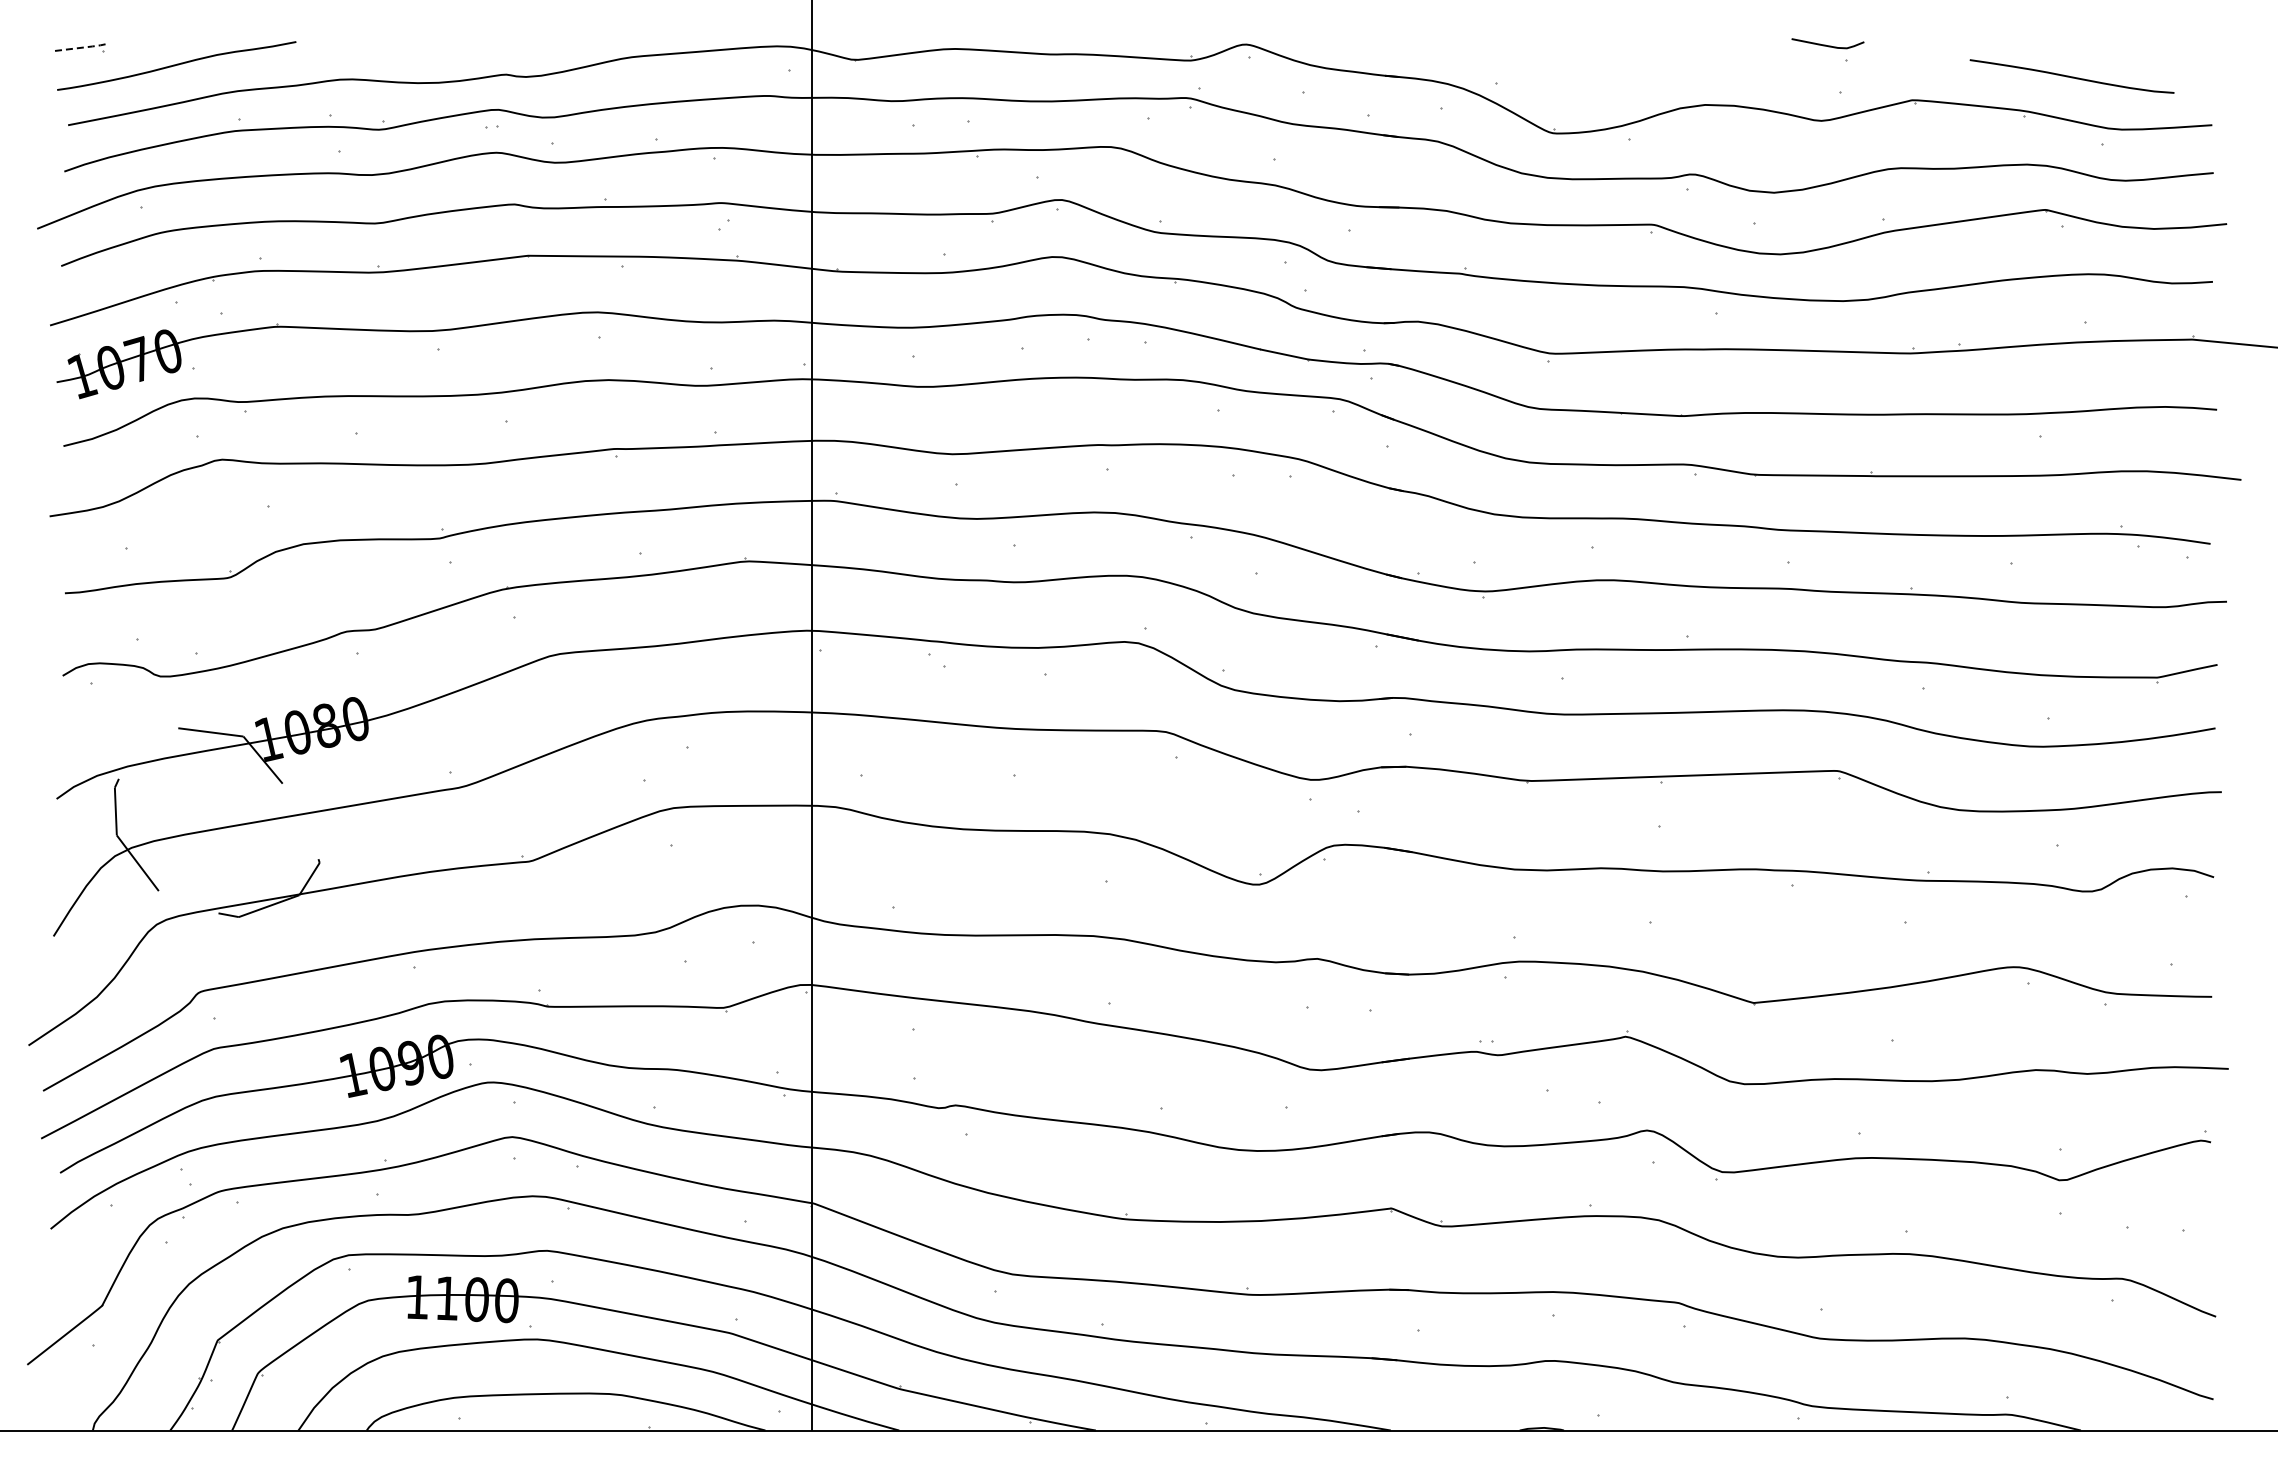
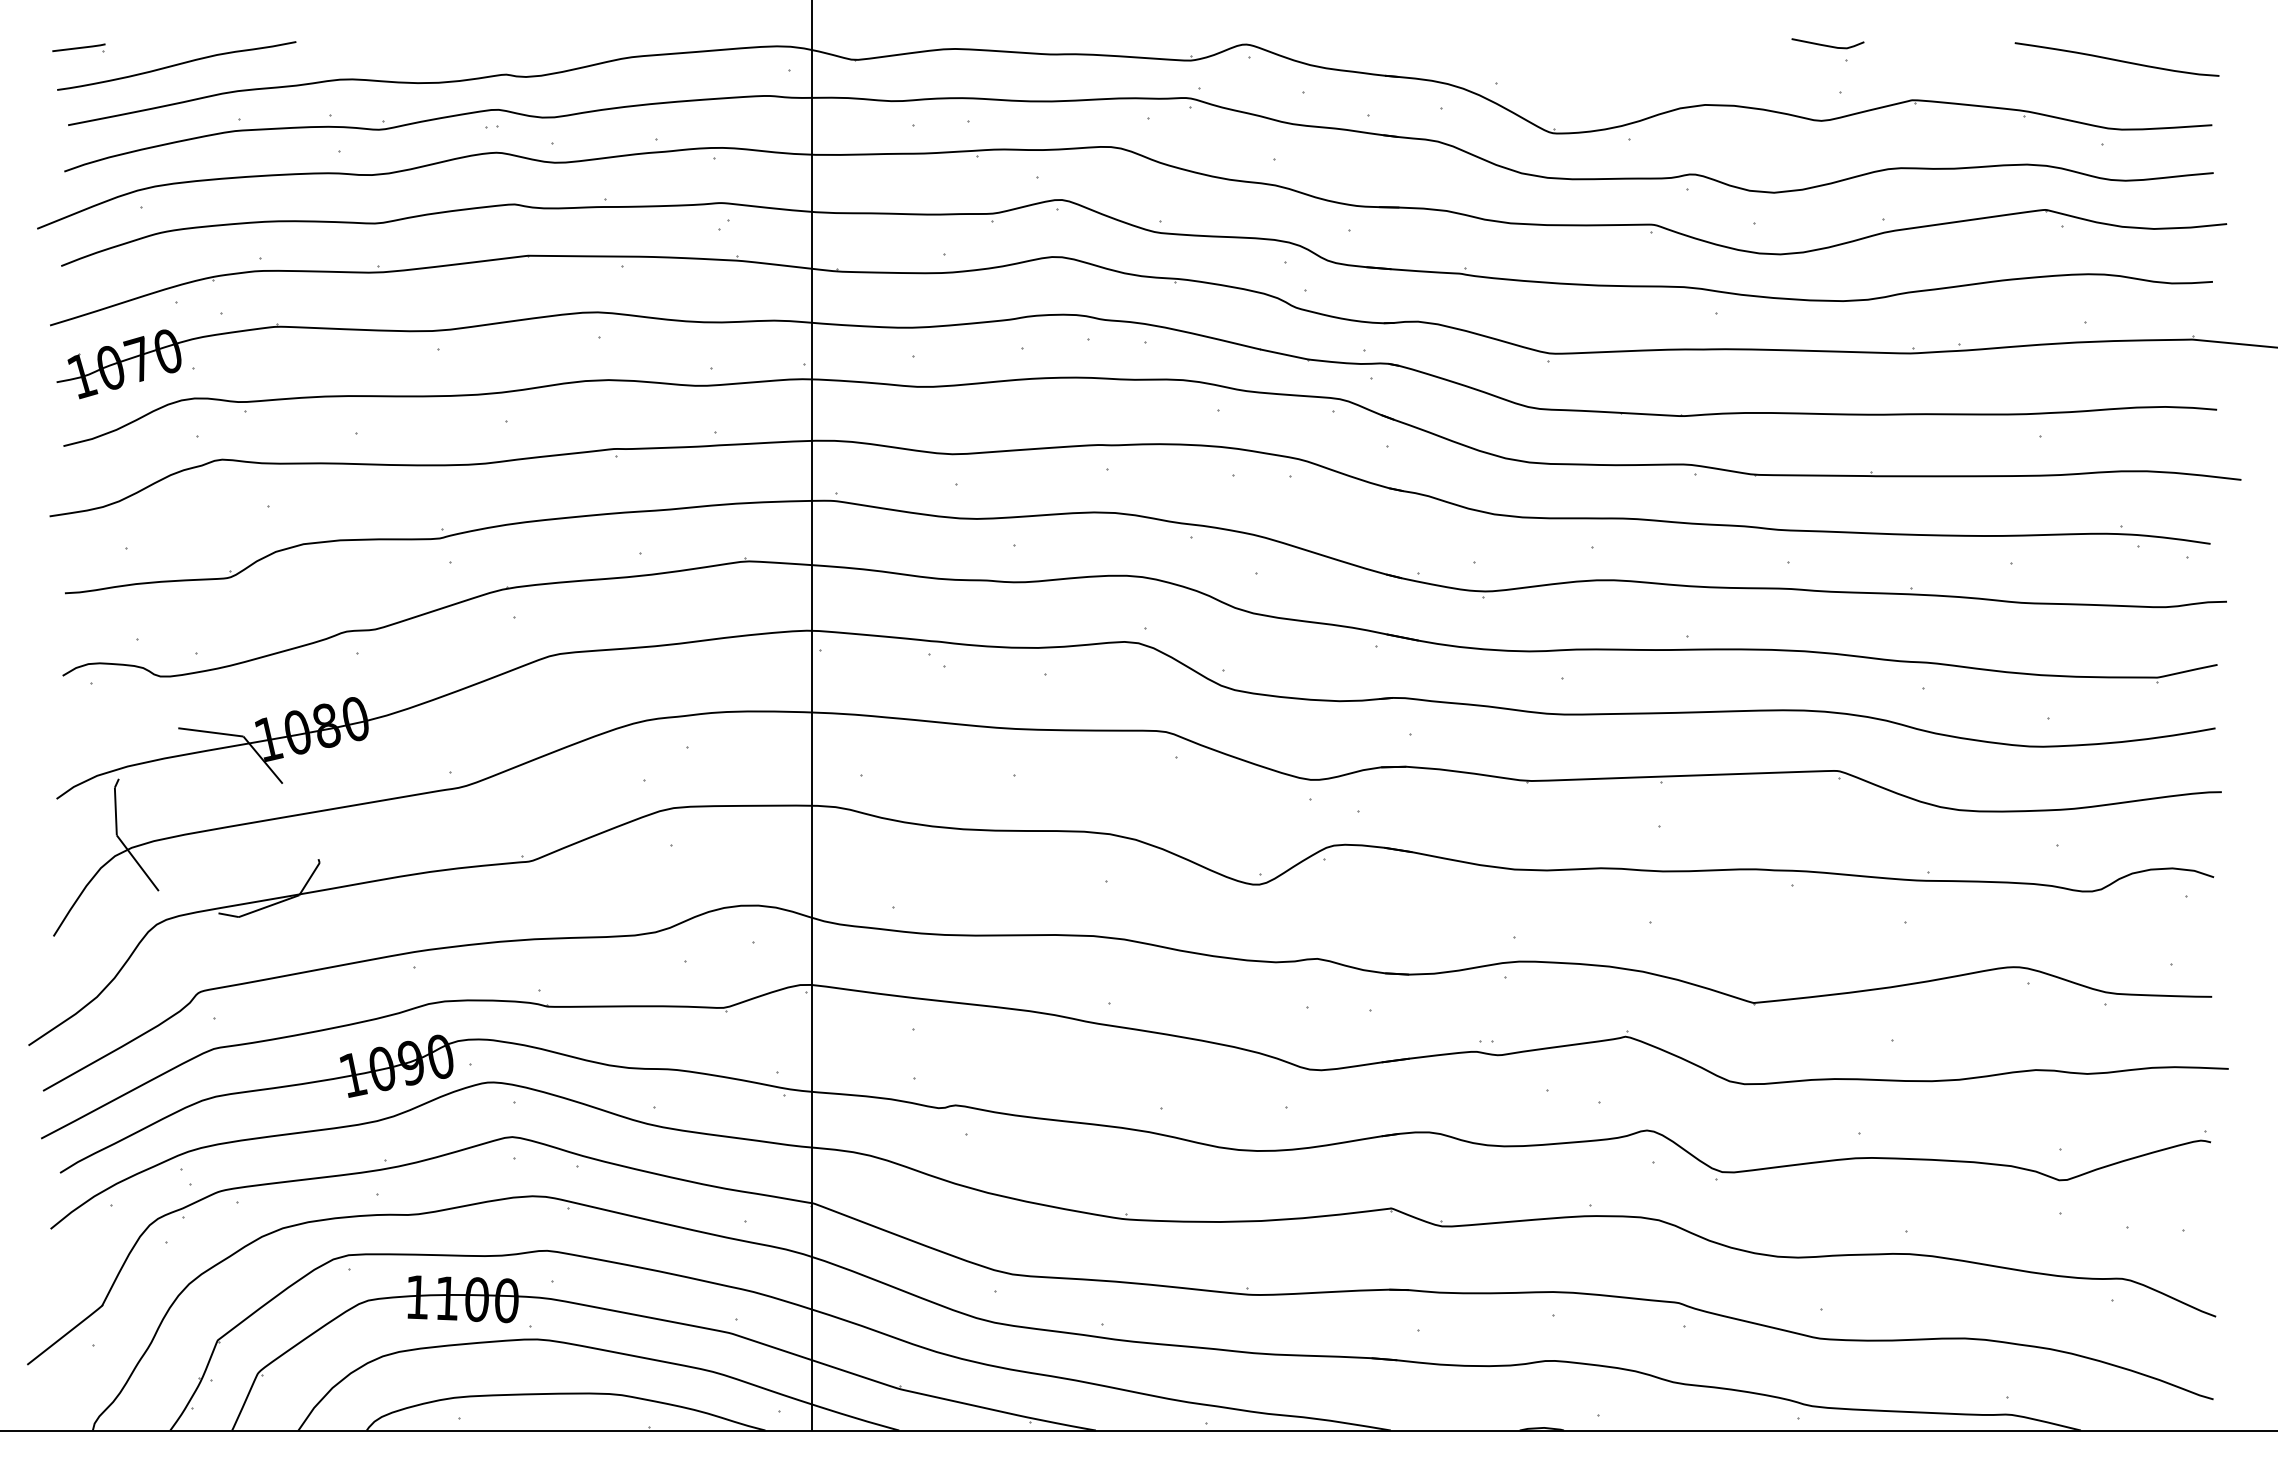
line: dashed -> solid (80, 47)
curve position: (2071, 76) -> (2116, 59) (2116, 59)
